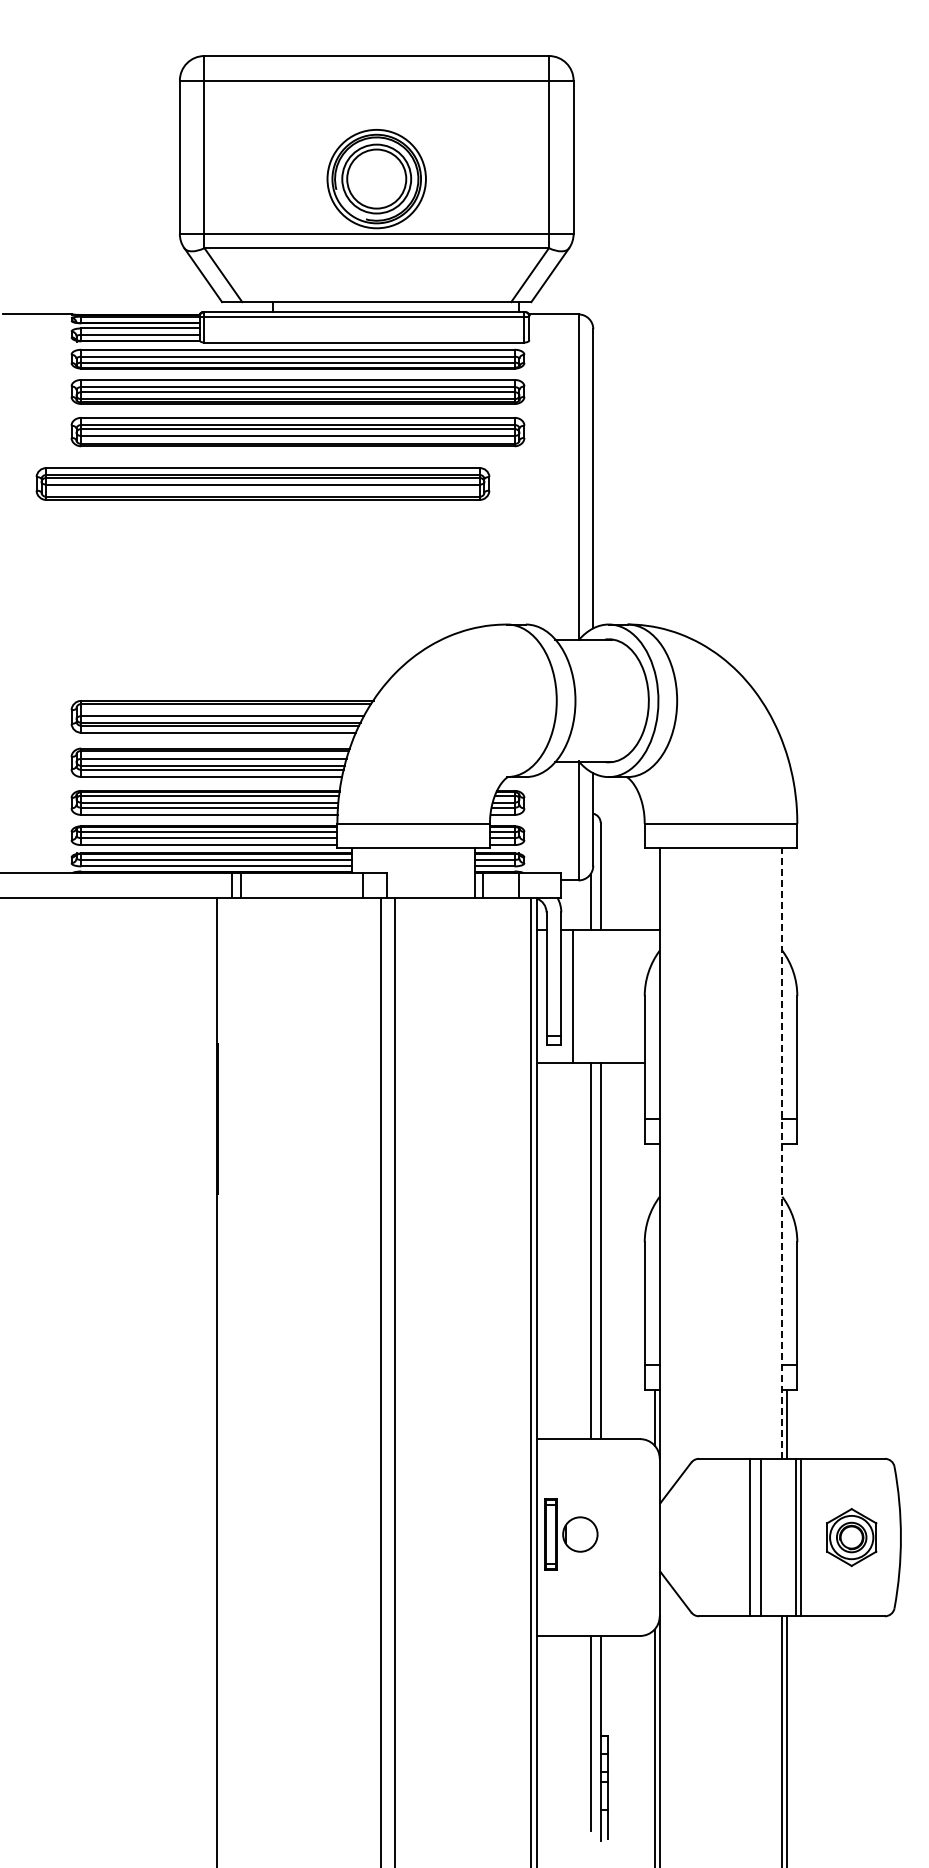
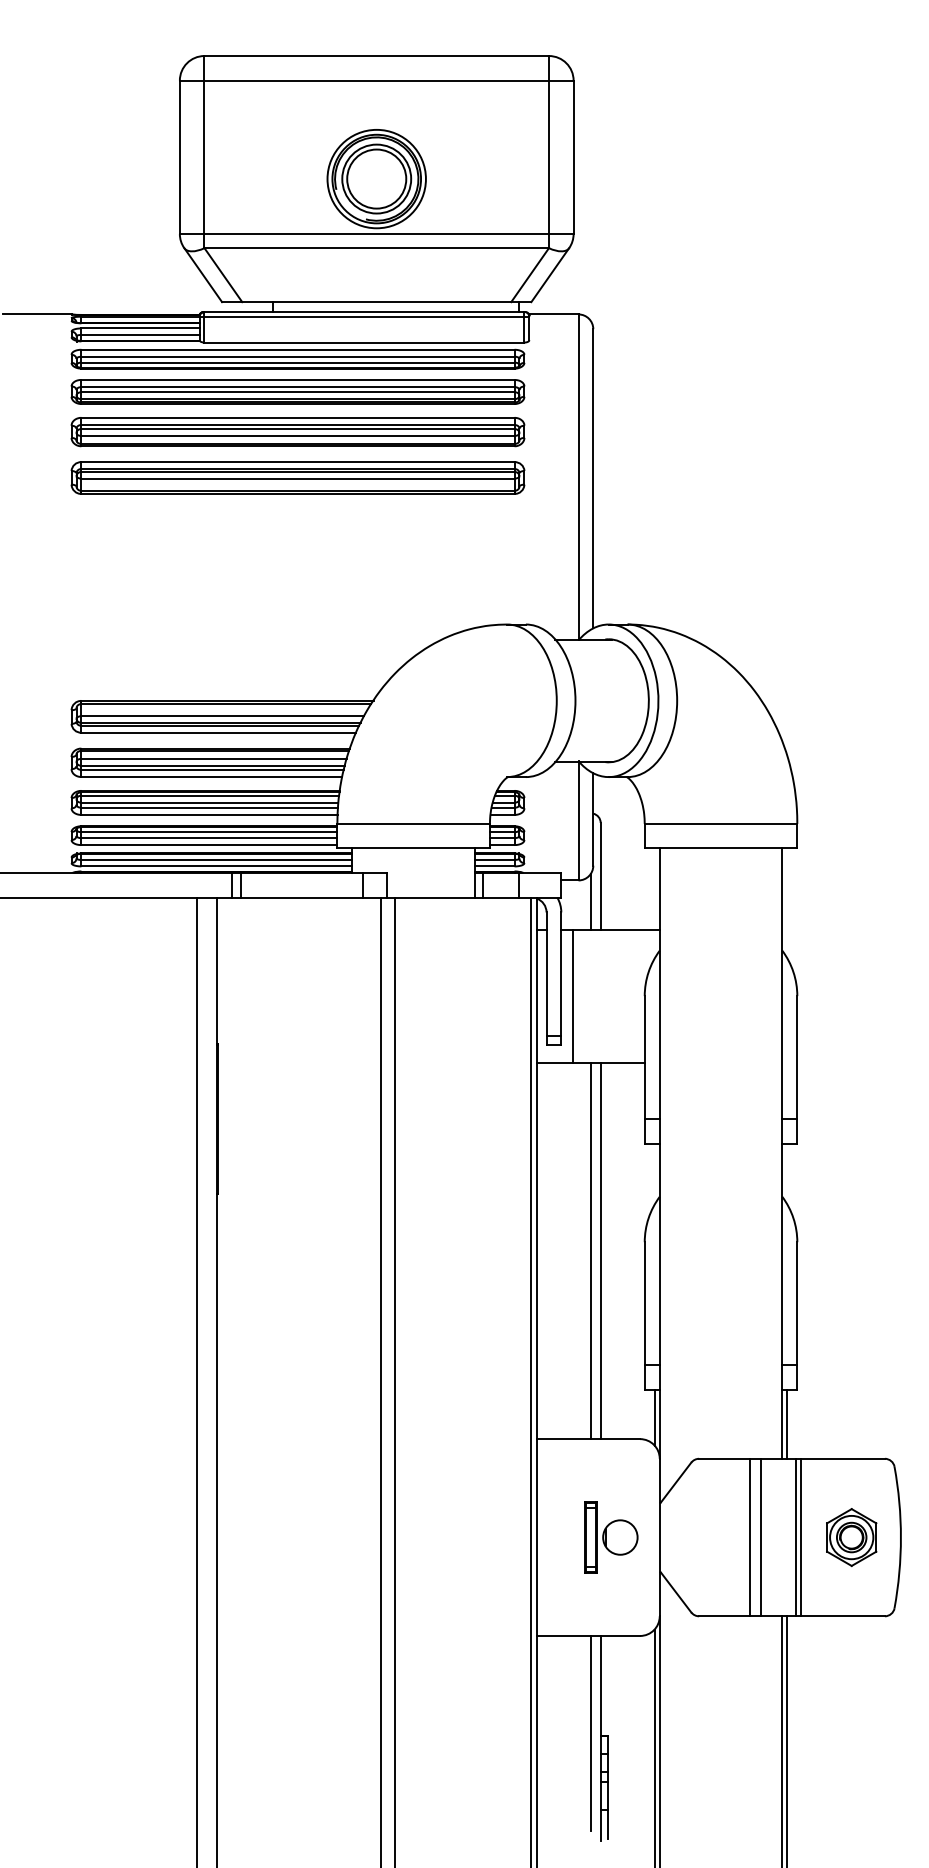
part position: (262, 483) -> (297, 477) (297, 477)
line: dashed -> solid (782, 1153)
line: none -> present (197, 1380)
part position: (571, 1534) -> (611, 1537) (611, 1537)
